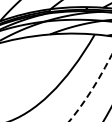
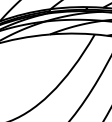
arc: dashed -> solid (92, 89)
